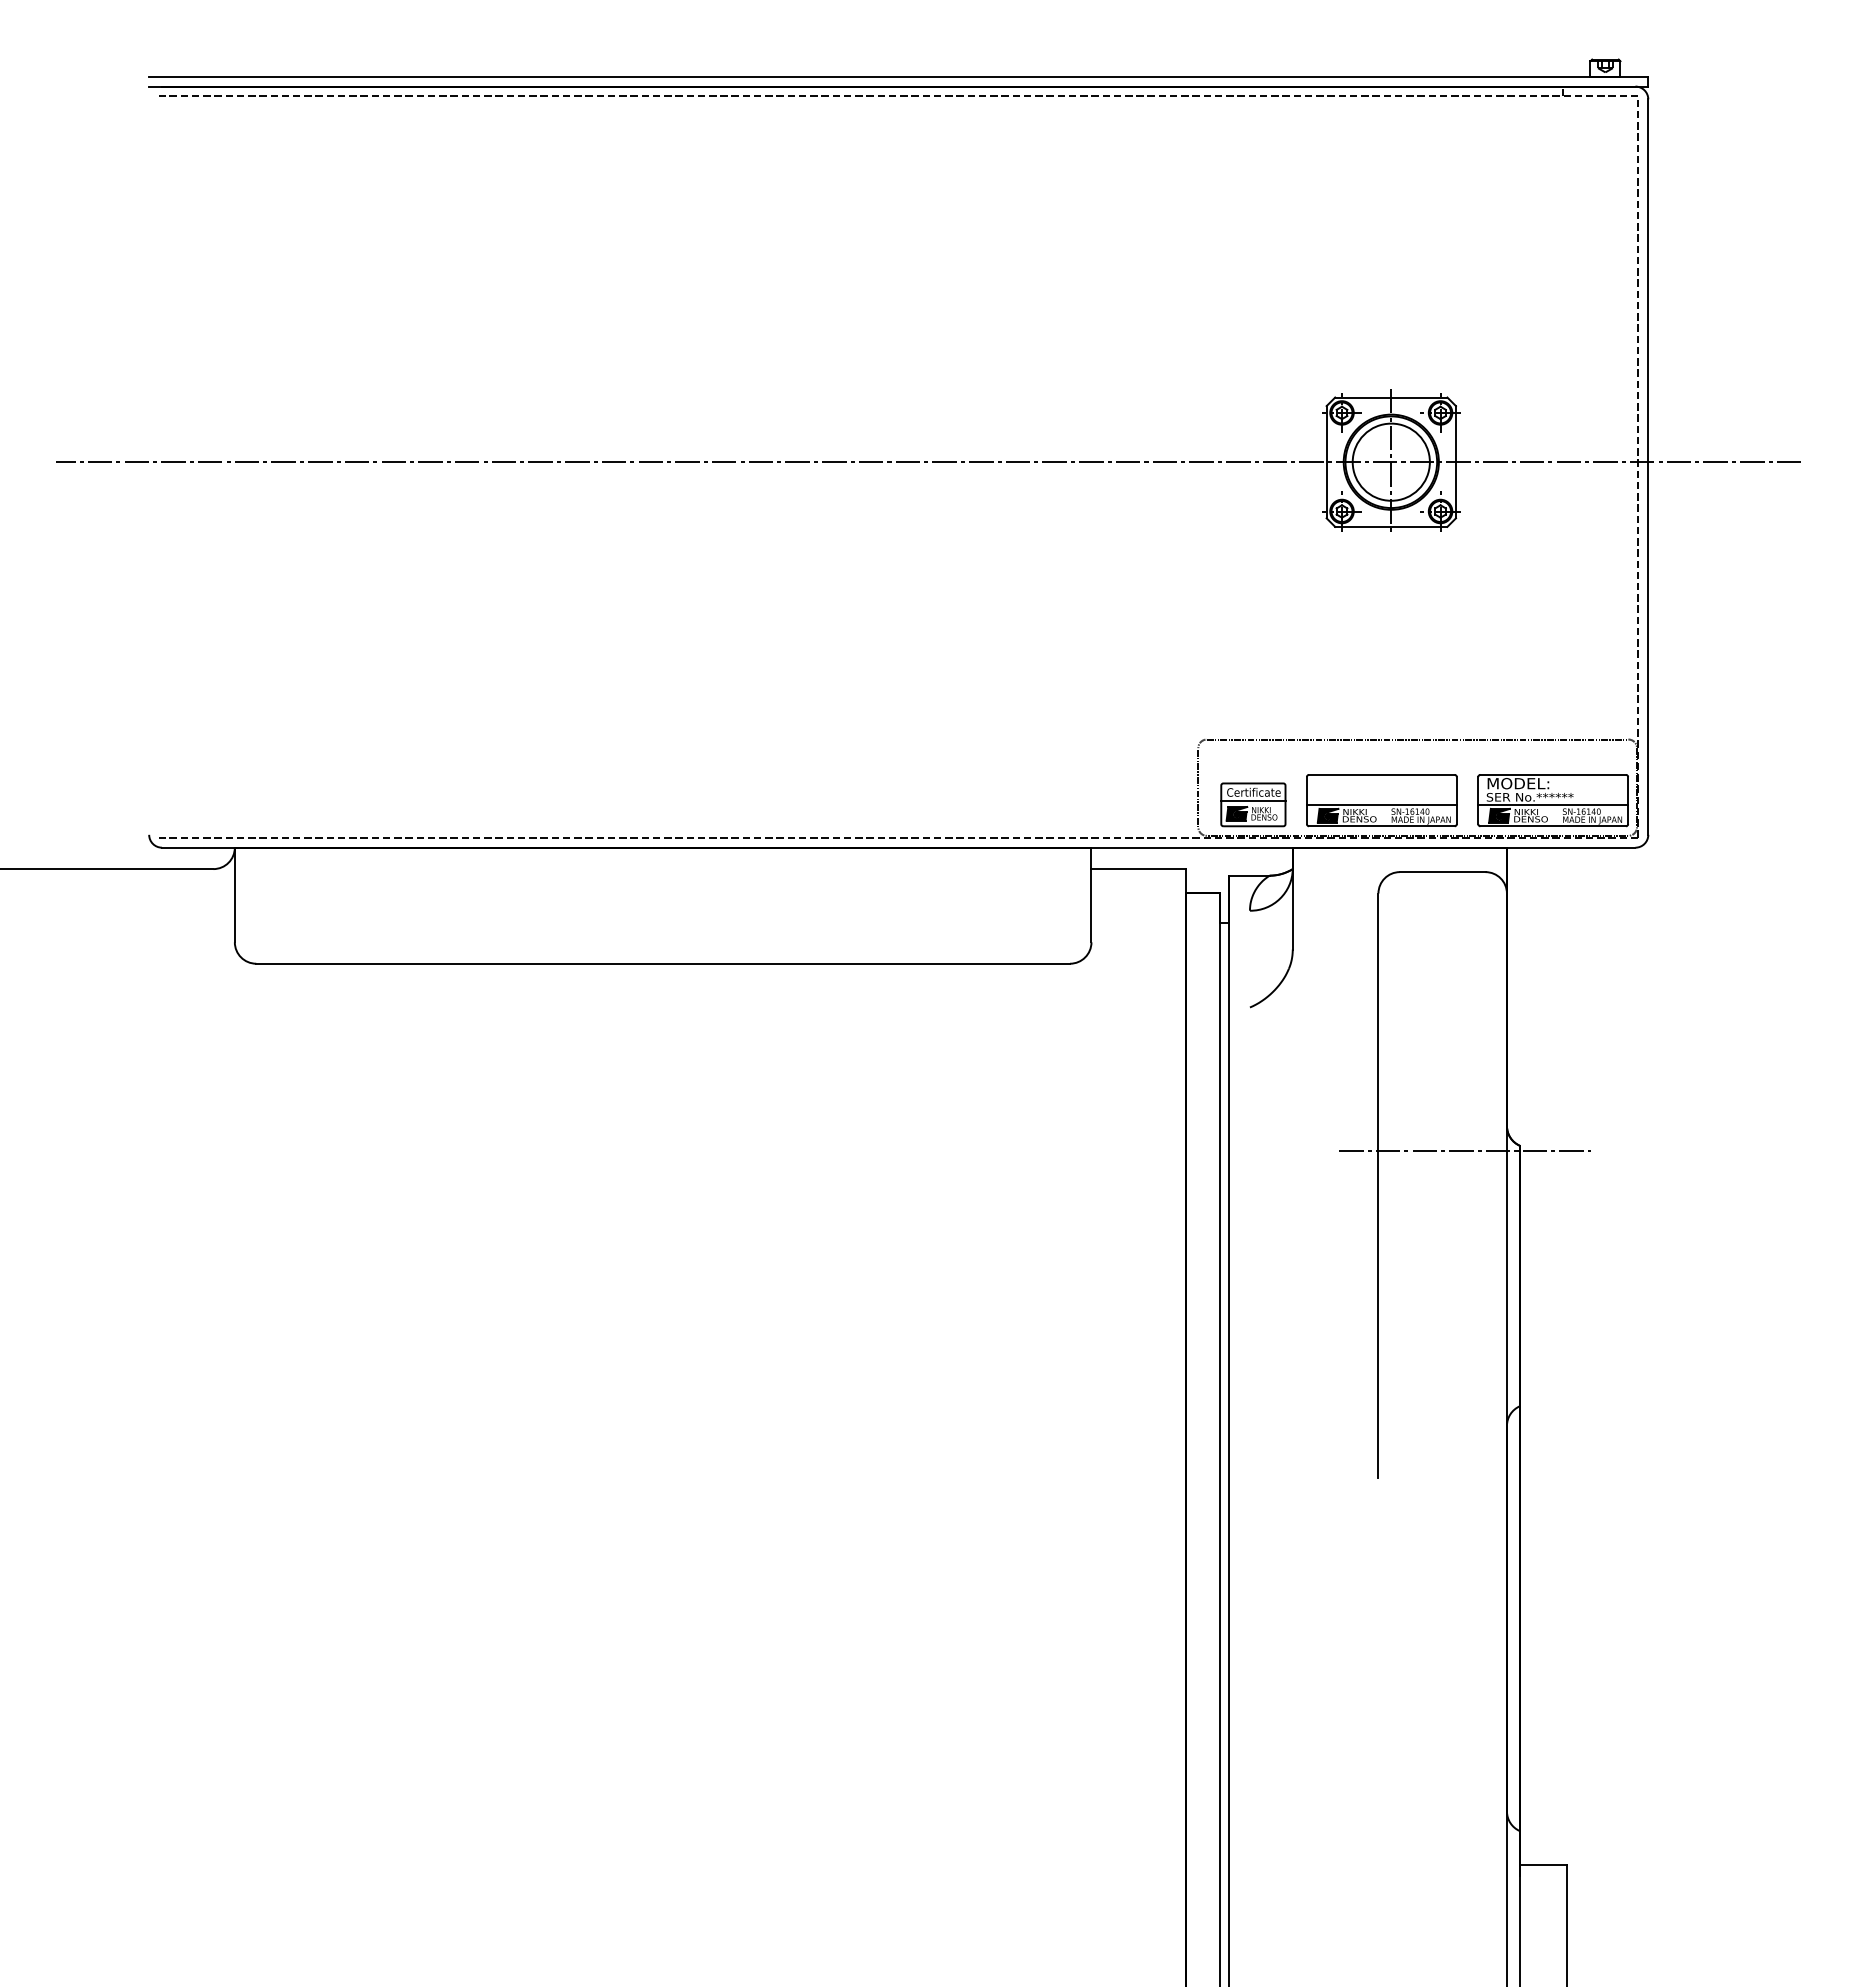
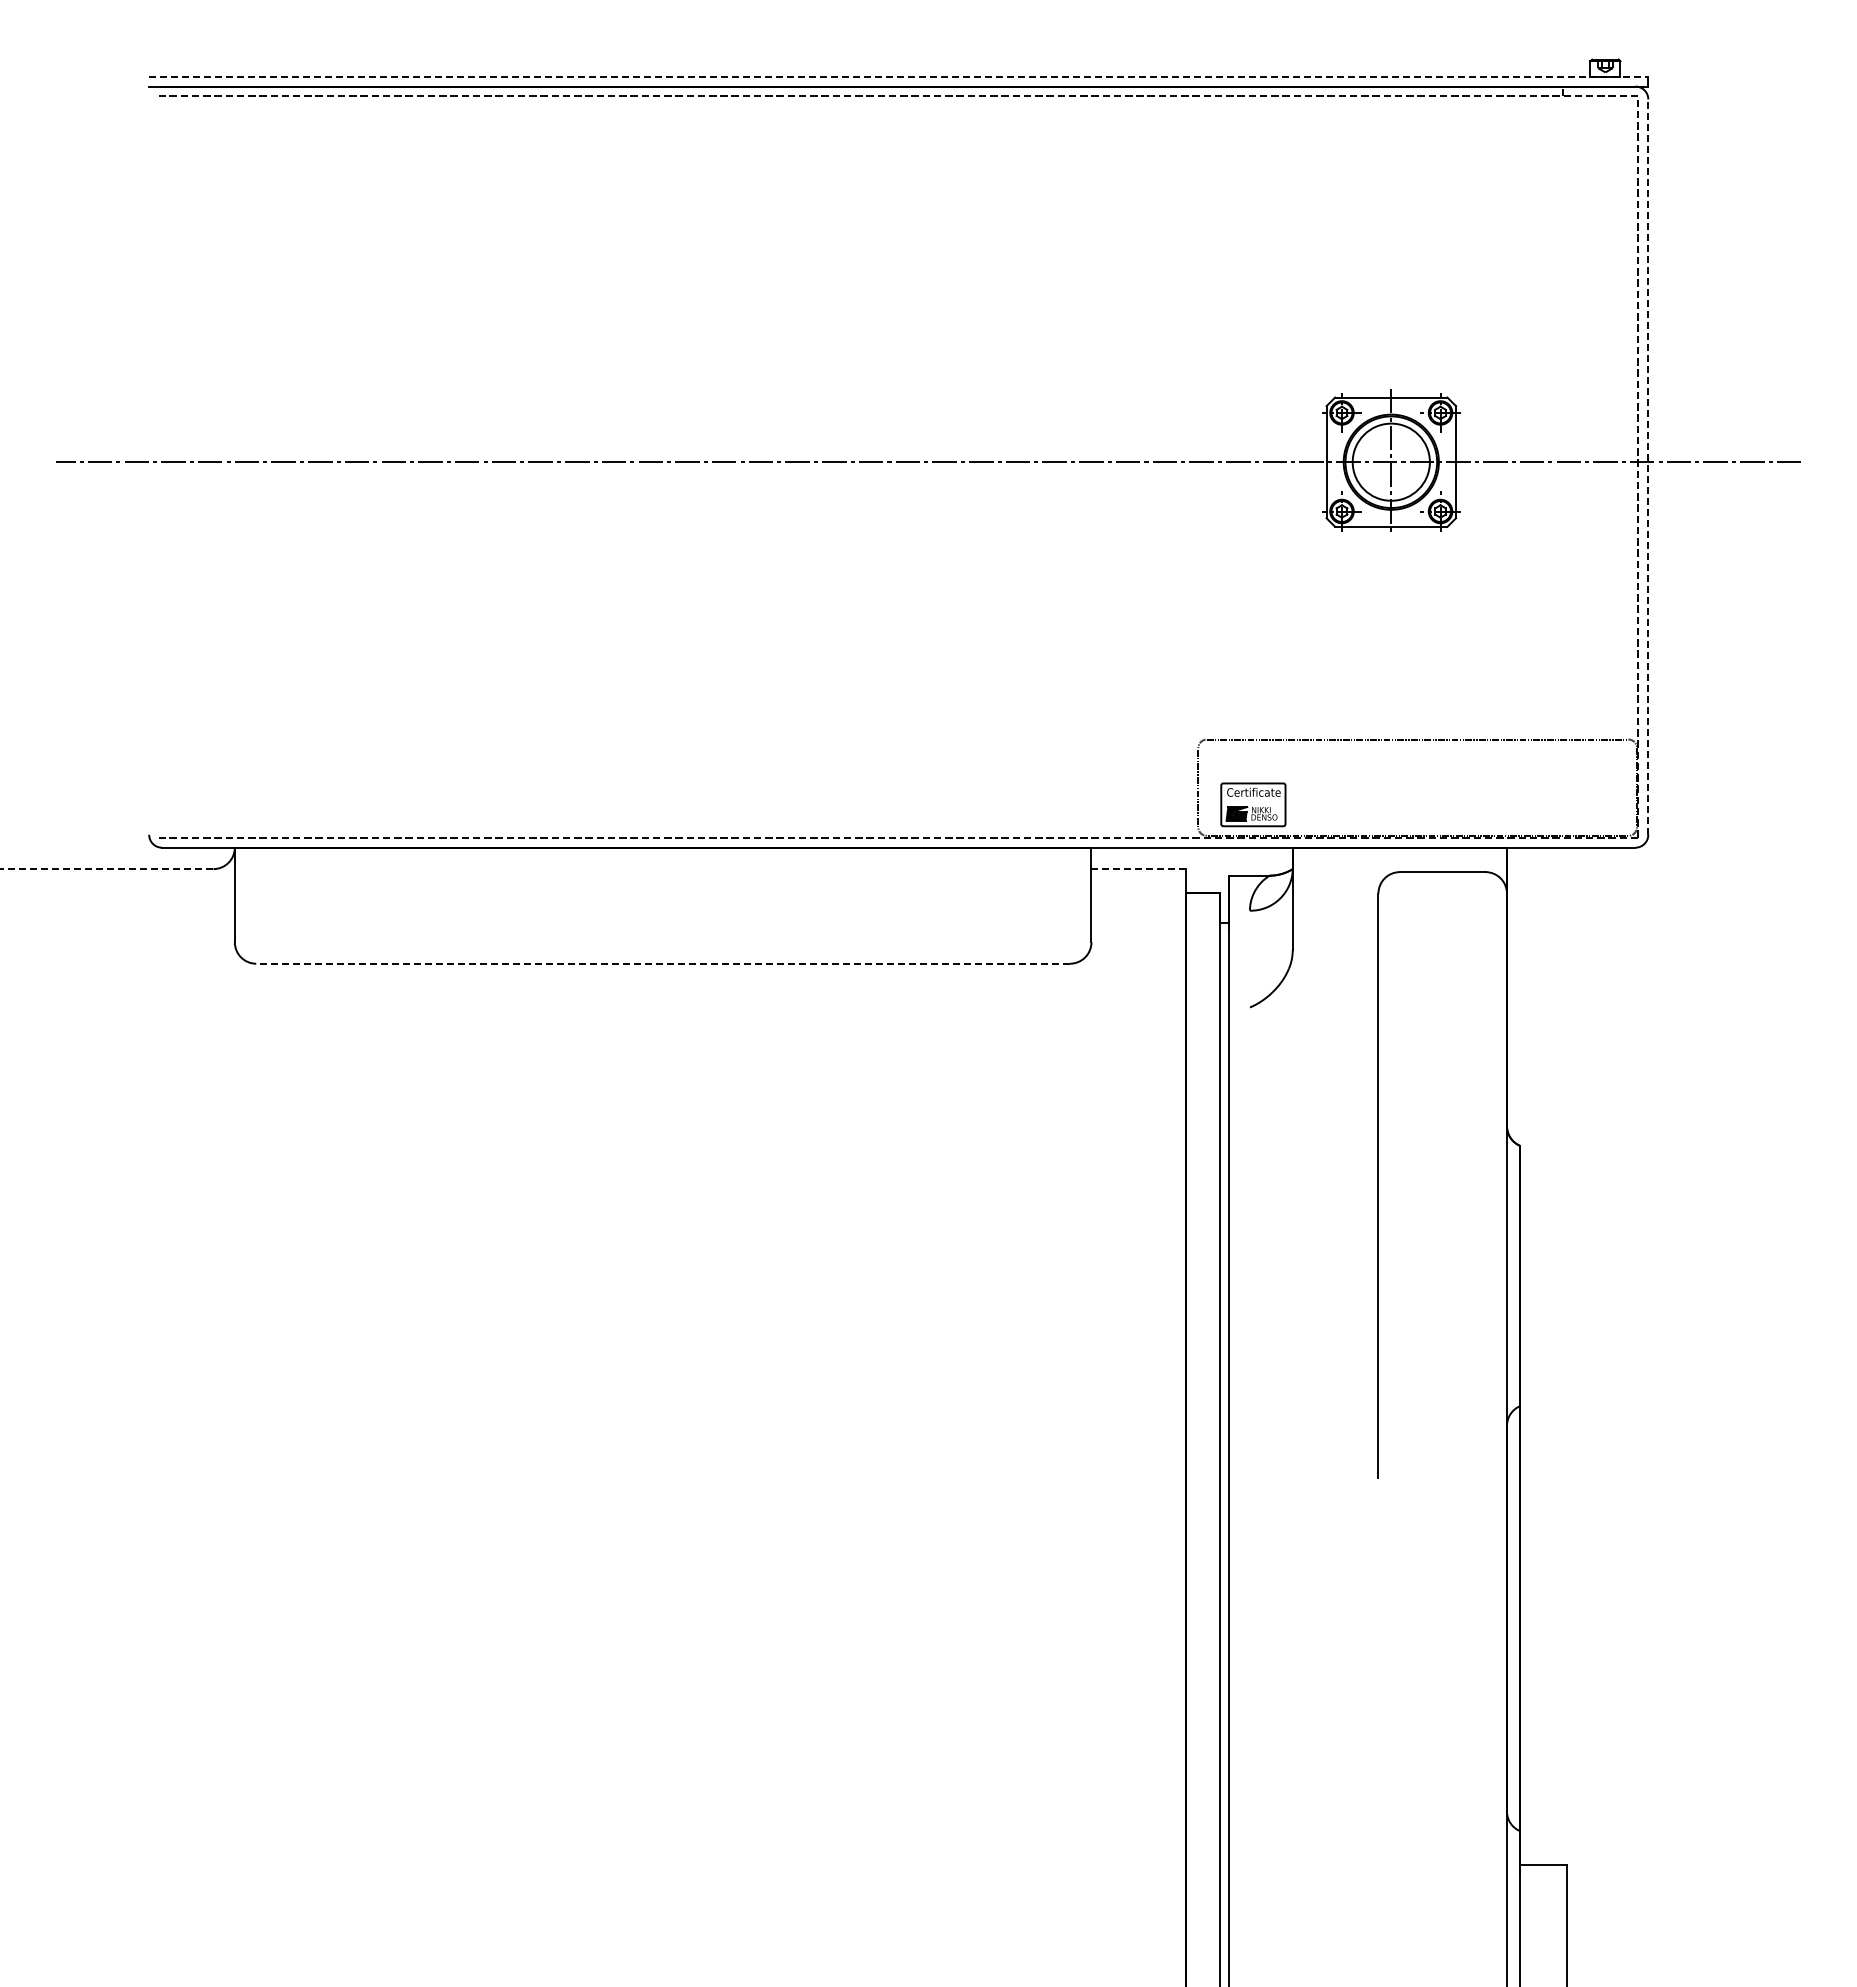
line: solid -> dashed (898, 76)
line: solid -> dashed (1648, 467)
line: present -> none (1253, 800)
part: present -> none (1381, 800)
part: present -> none (1552, 800)
line: solid -> dashed (106, 869)
line: solid -> dashed (1138, 869)
line: solid -> dashed (663, 963)
line: present -> none (1464, 1150)
